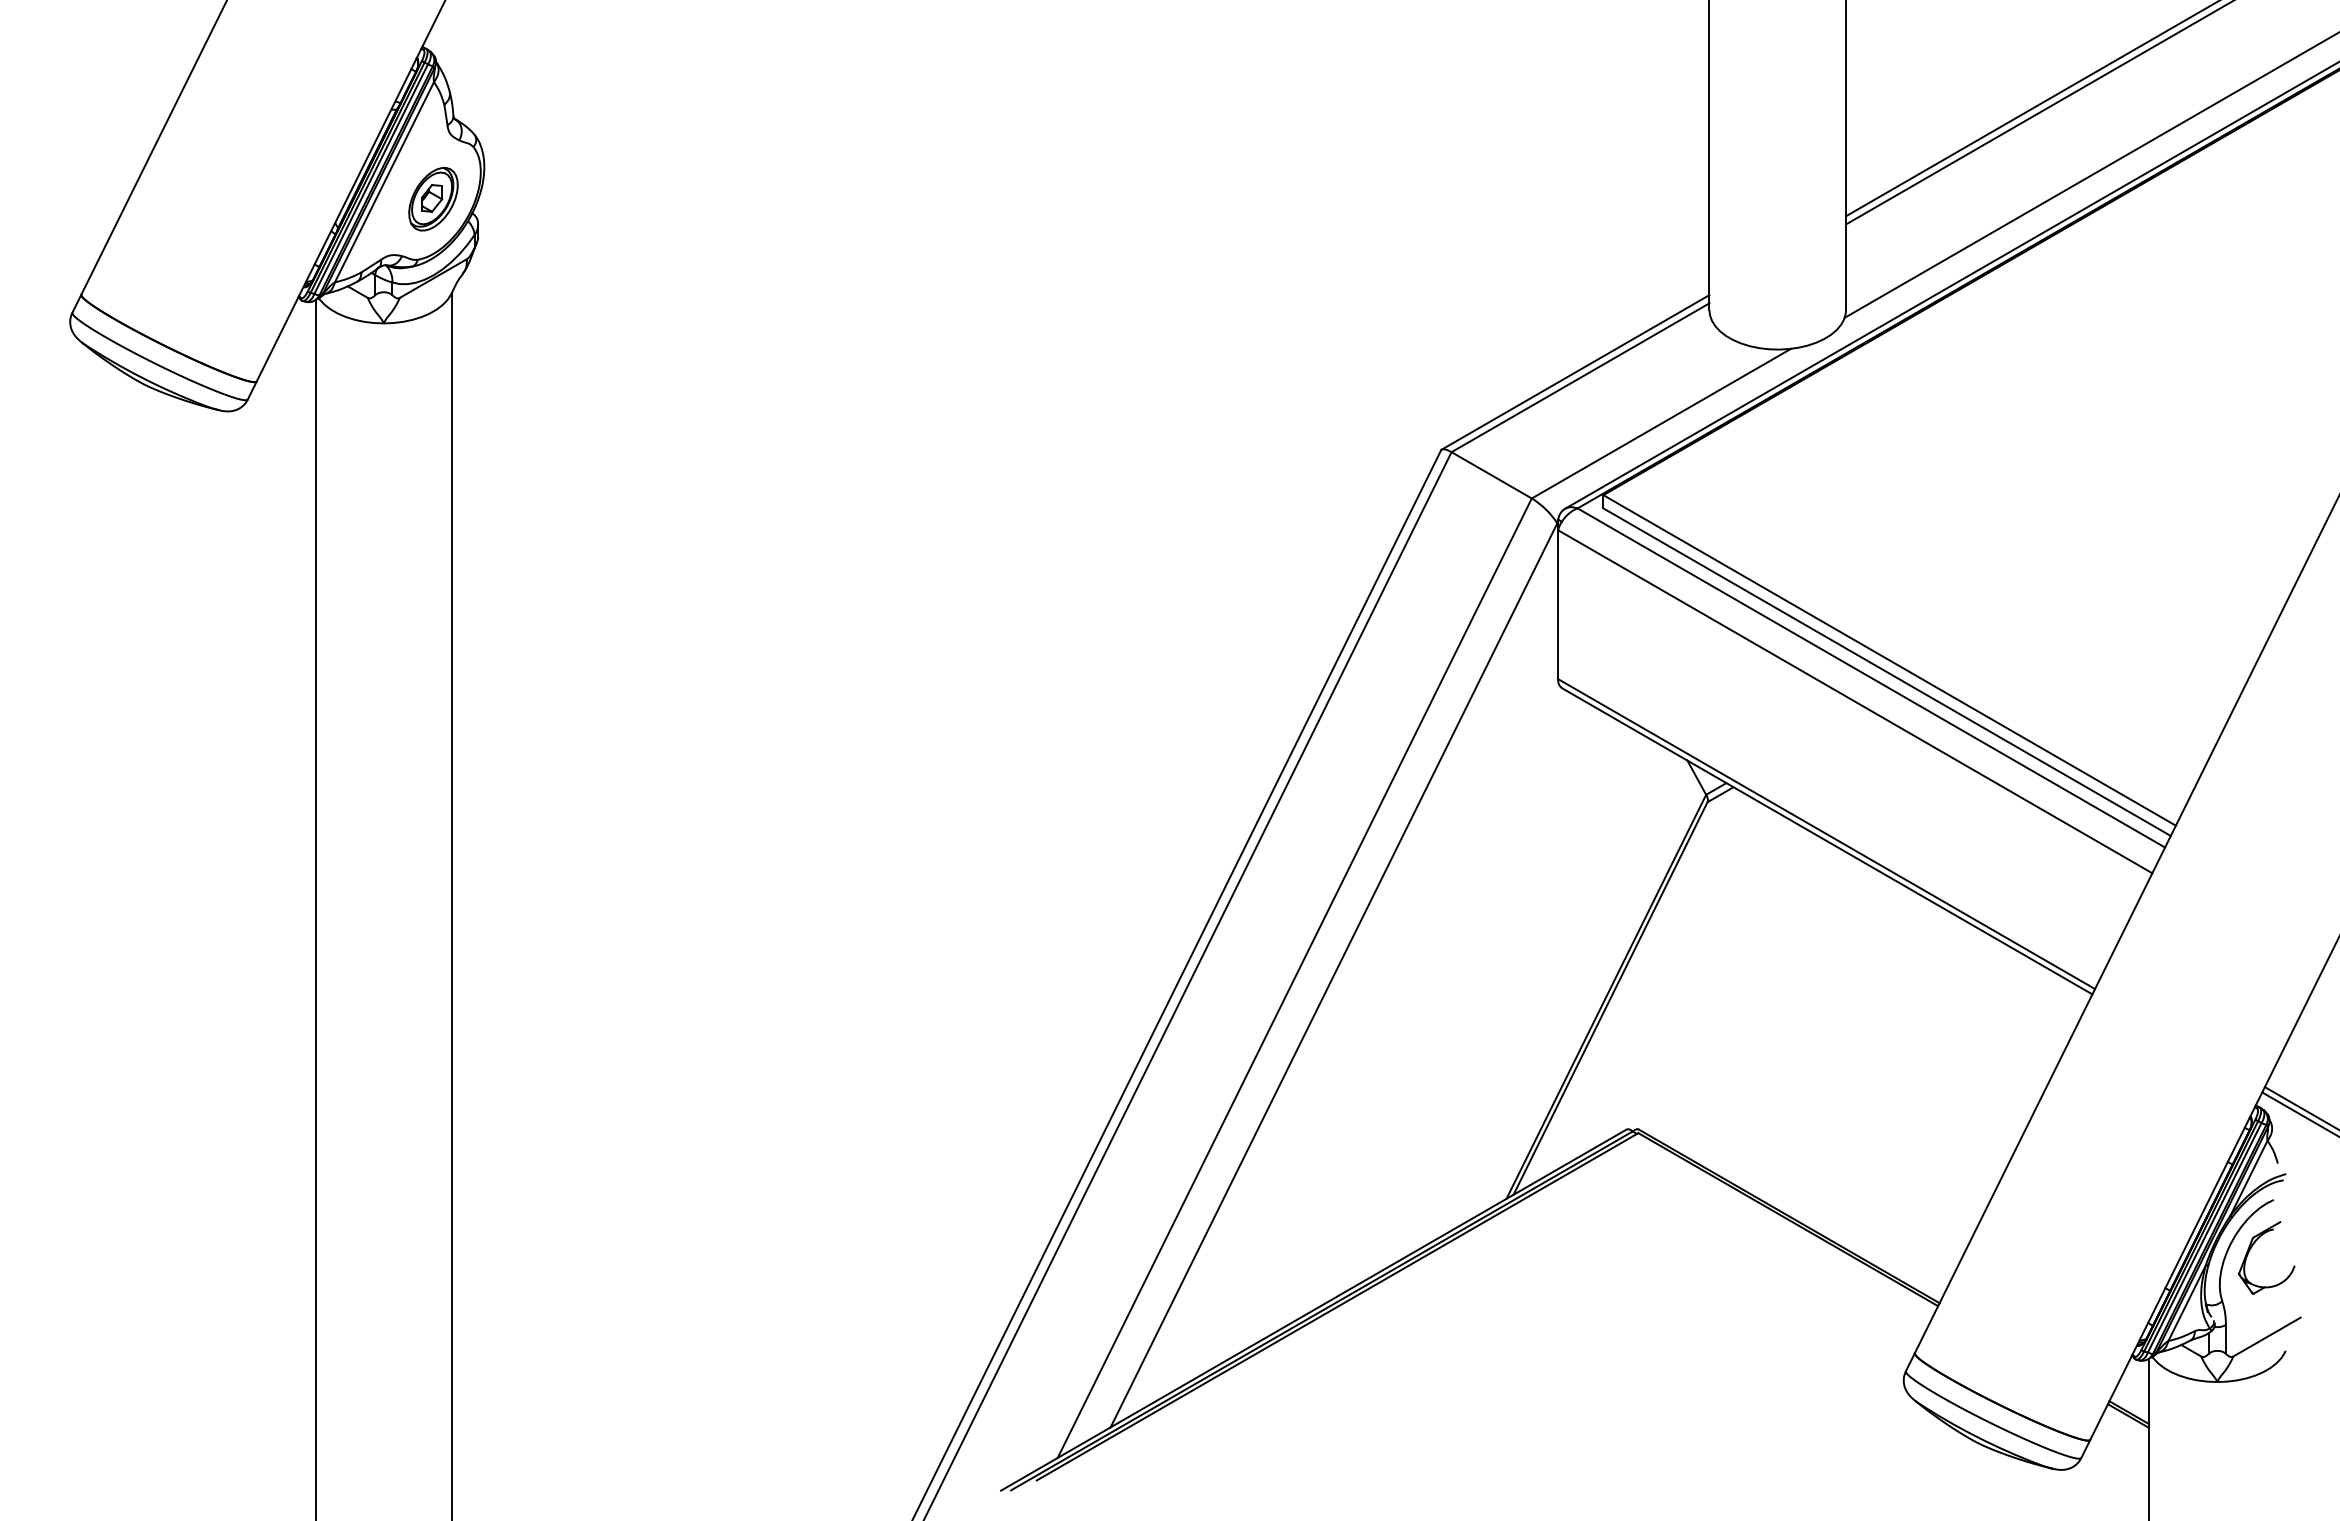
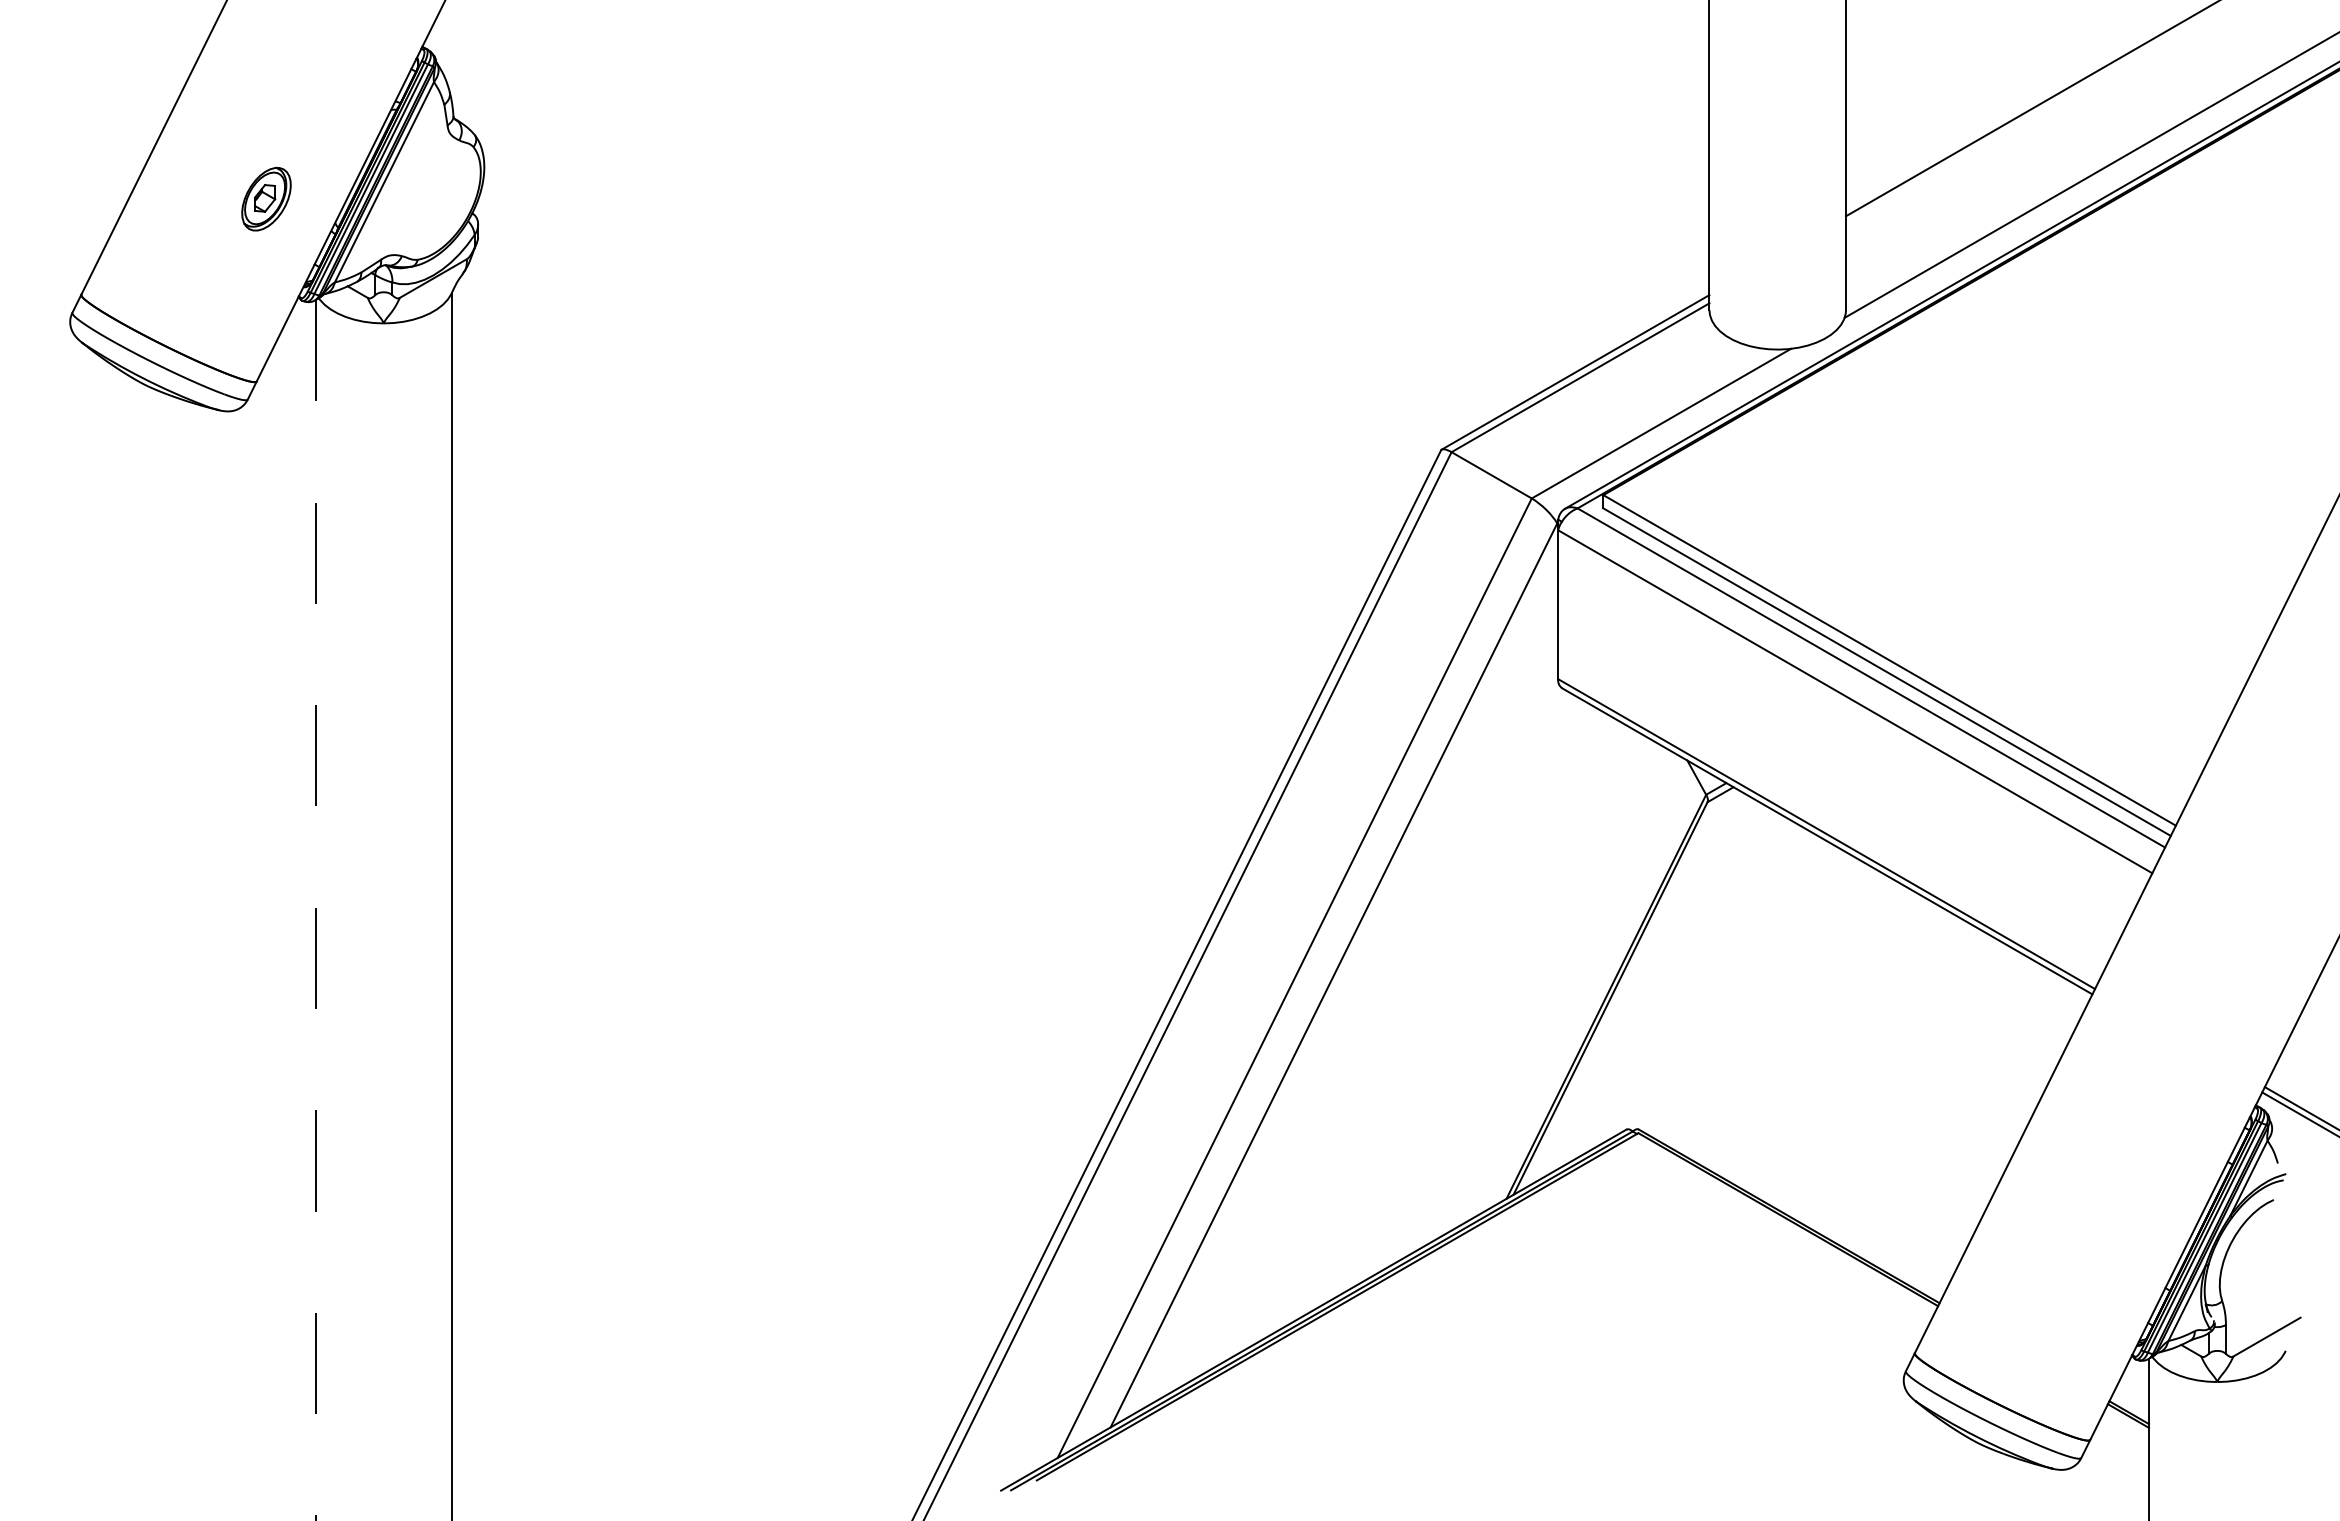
line: present -> none (2037, 113)
part position: (433, 198) -> (266, 198) (266, 198)
line: solid -> dashed (315, 910)
part: present -> none (2250, 1250)
